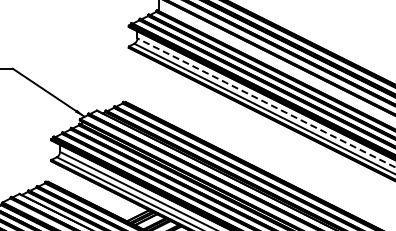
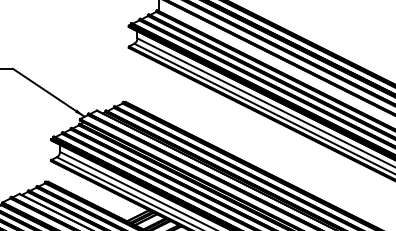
line: dashed -> solid (266, 102)
